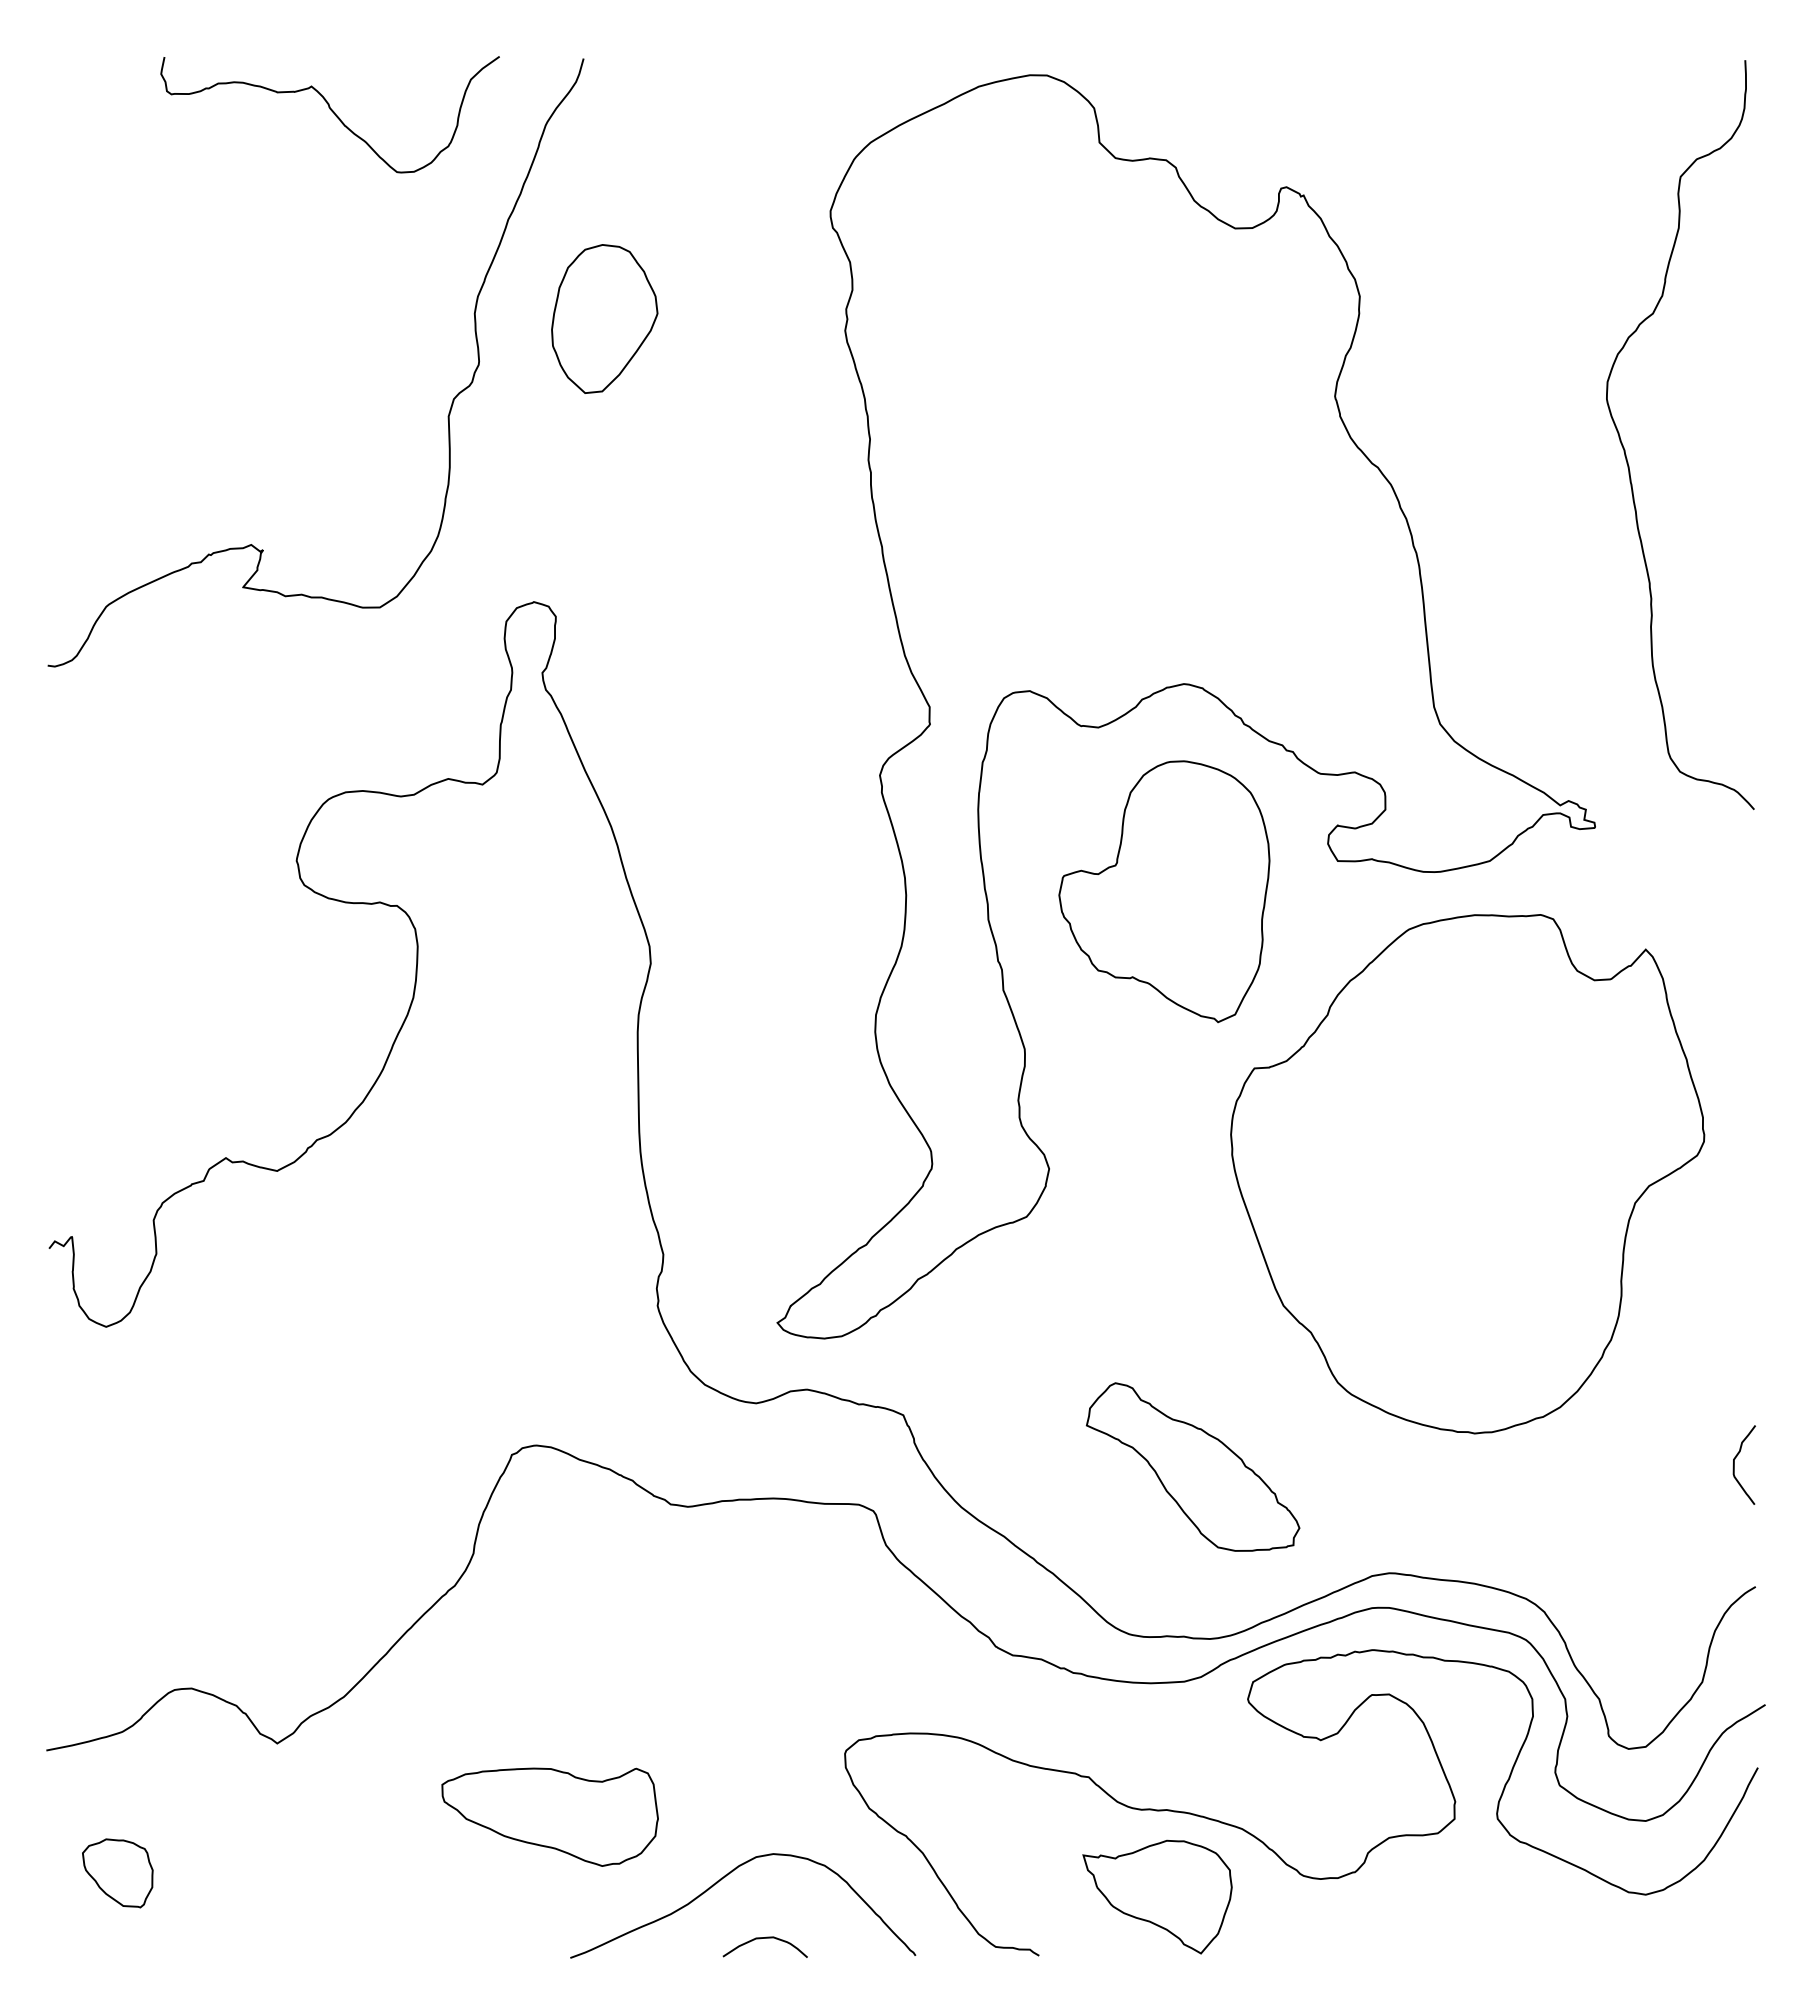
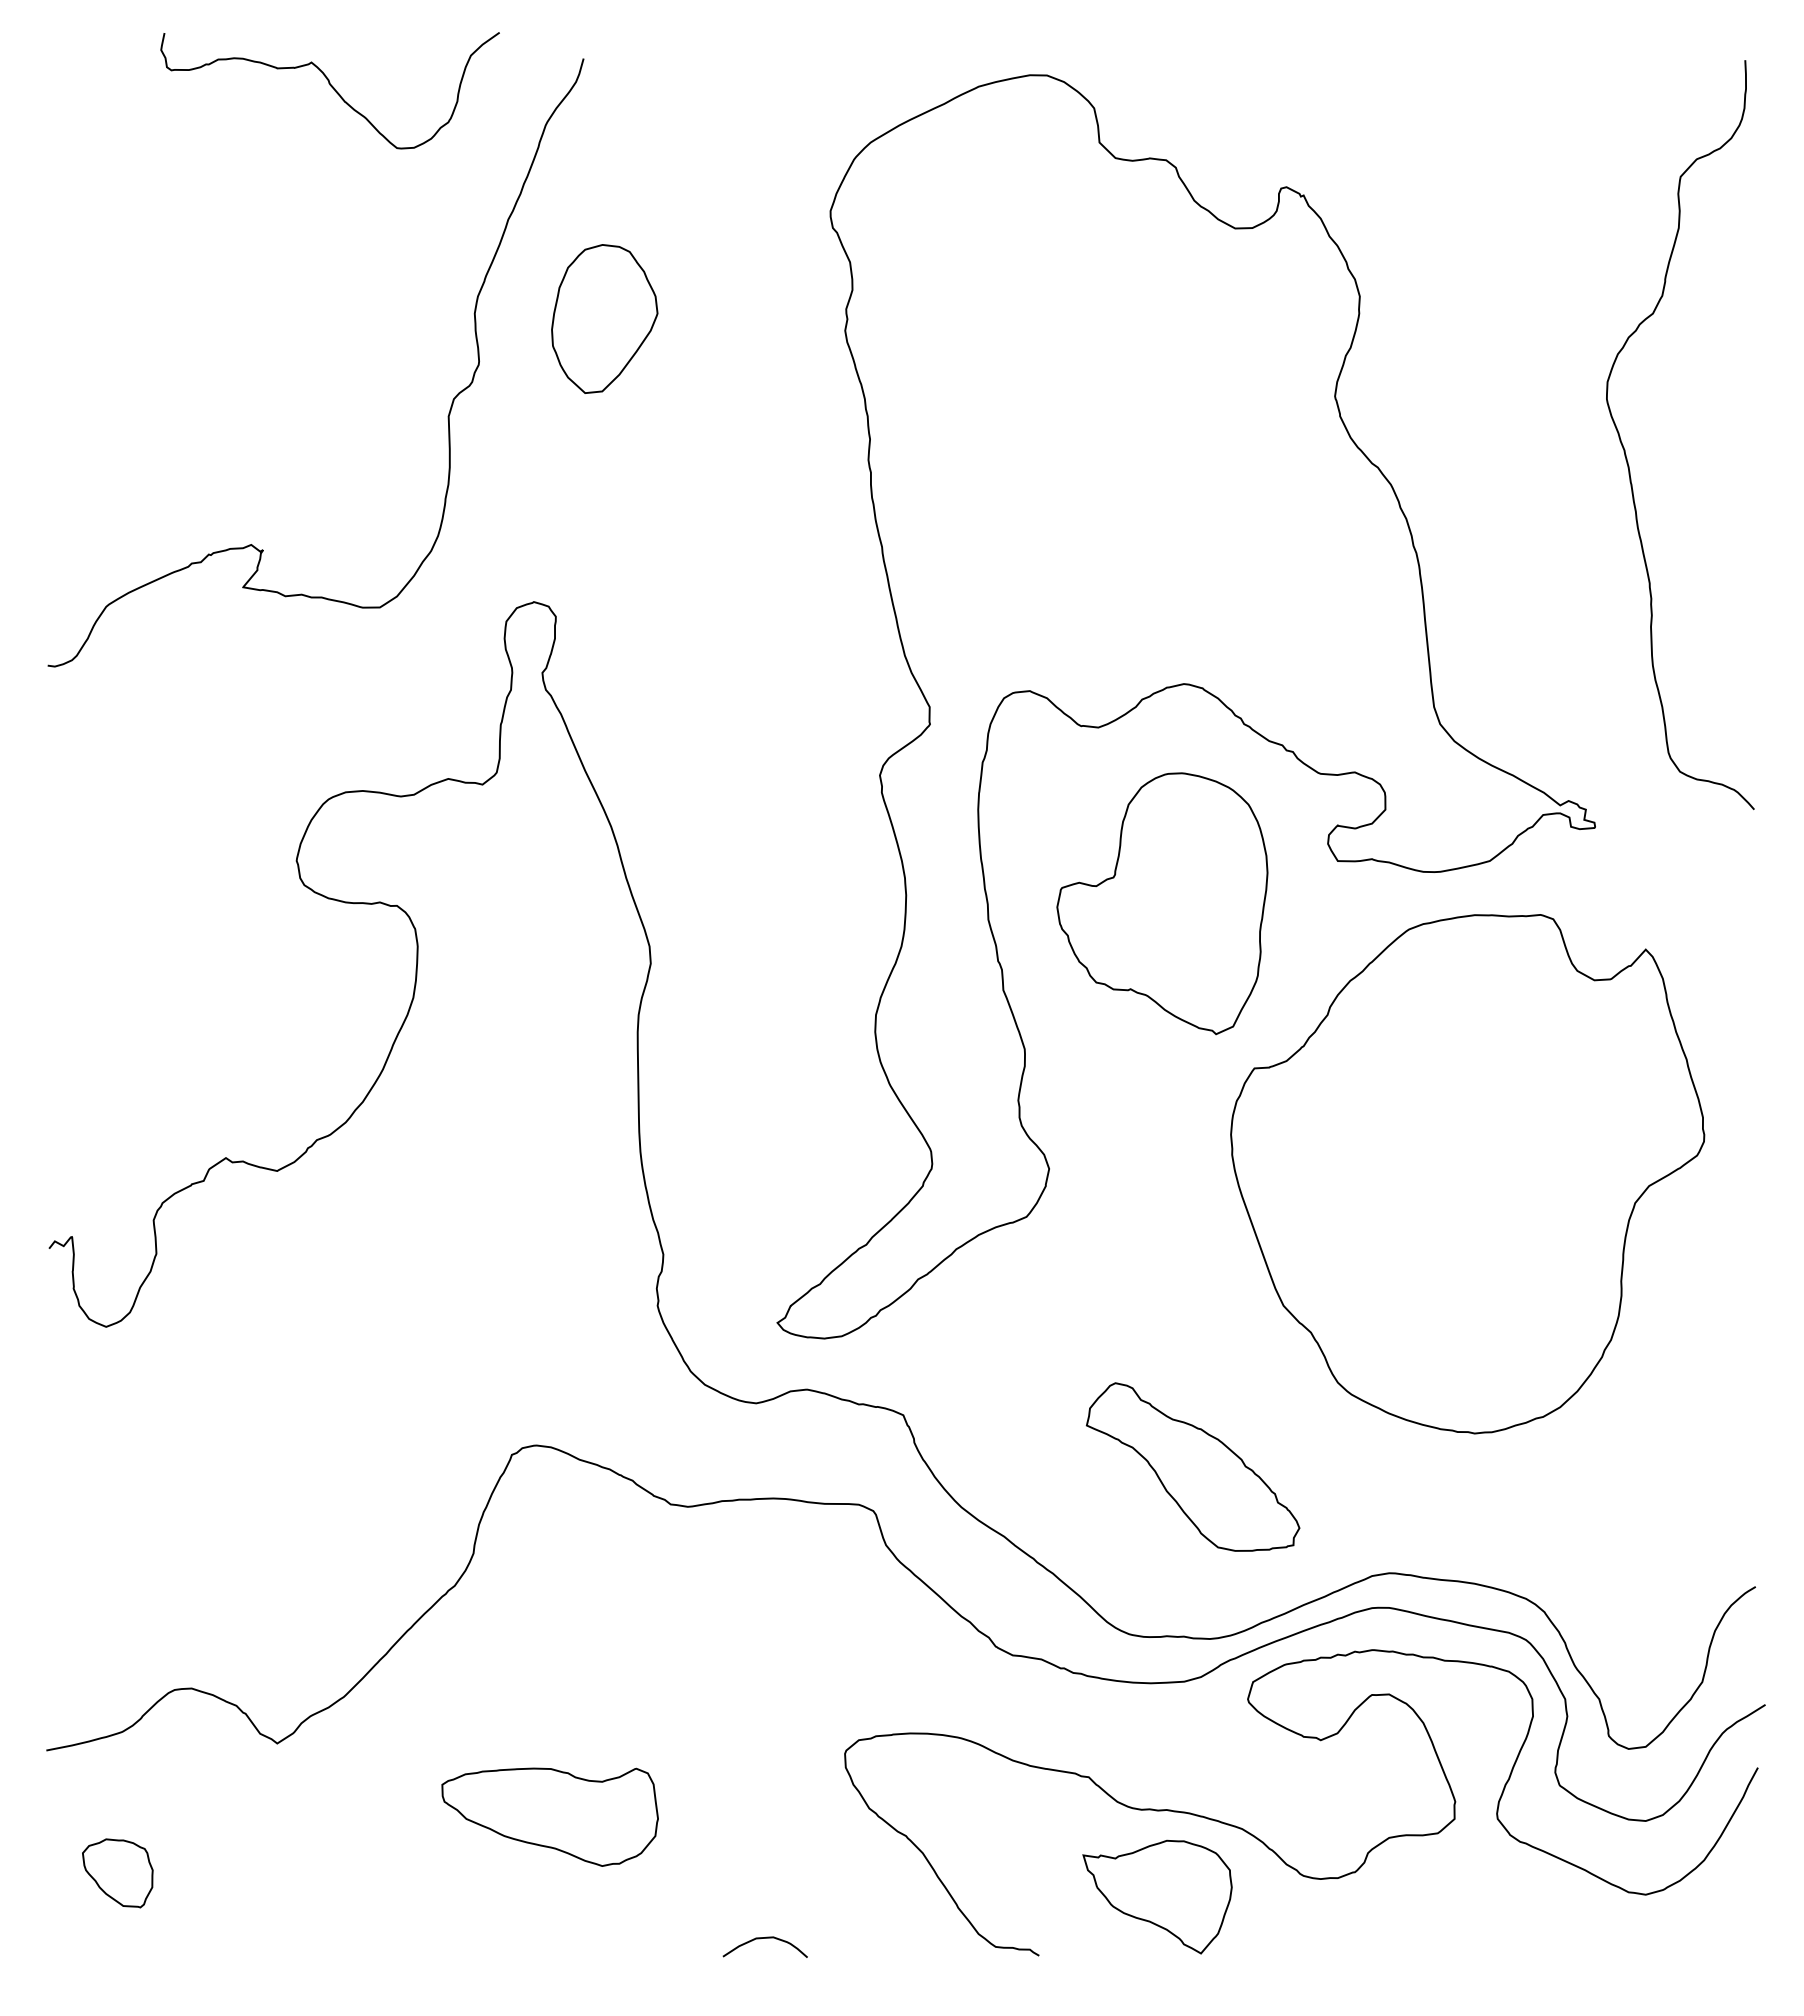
curve position: (331, 111) -> (331, 87) (331, 87)
part position: (1164, 891) -> (1162, 903) (1162, 903)
curve: present -> none (1734, 1464)
curve: present -> none (725, 1877)
